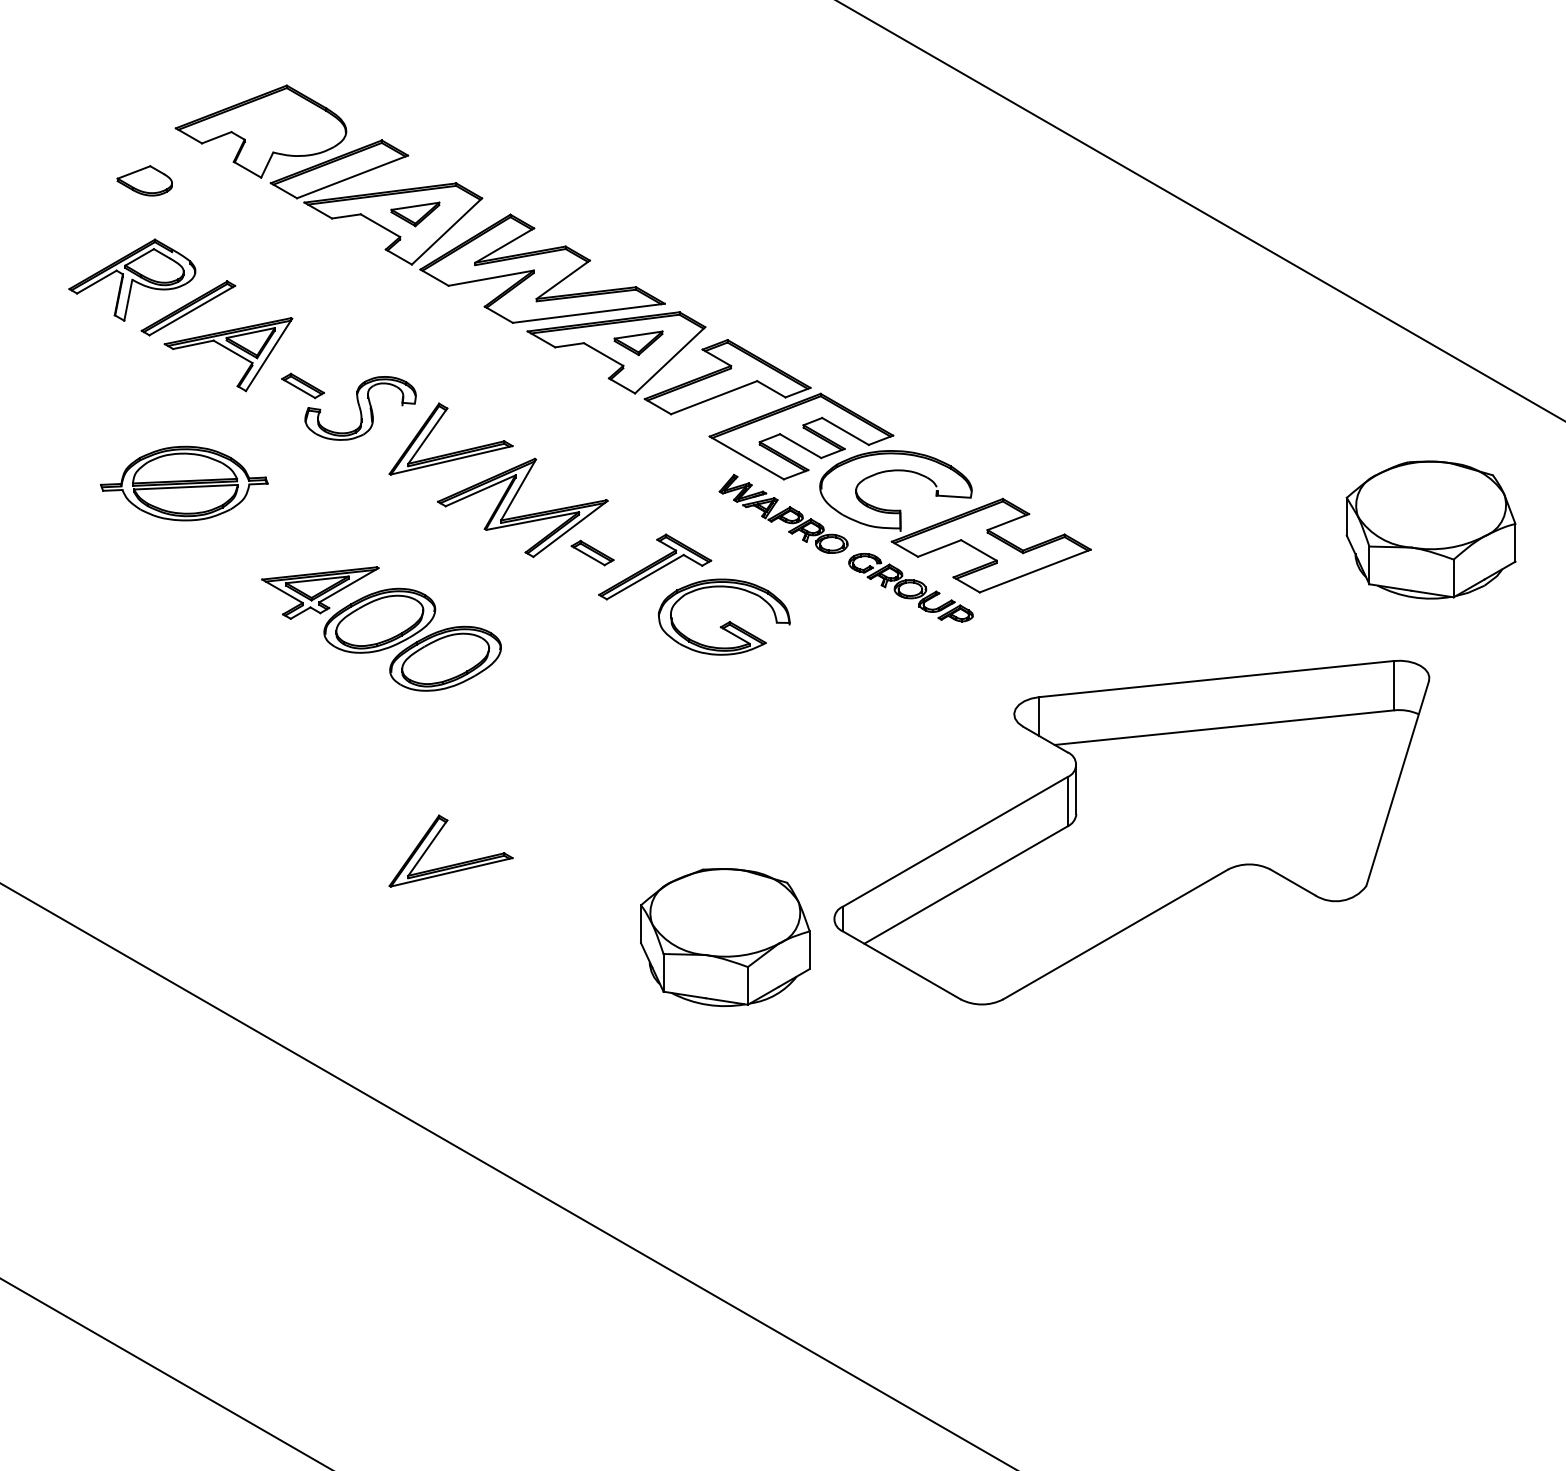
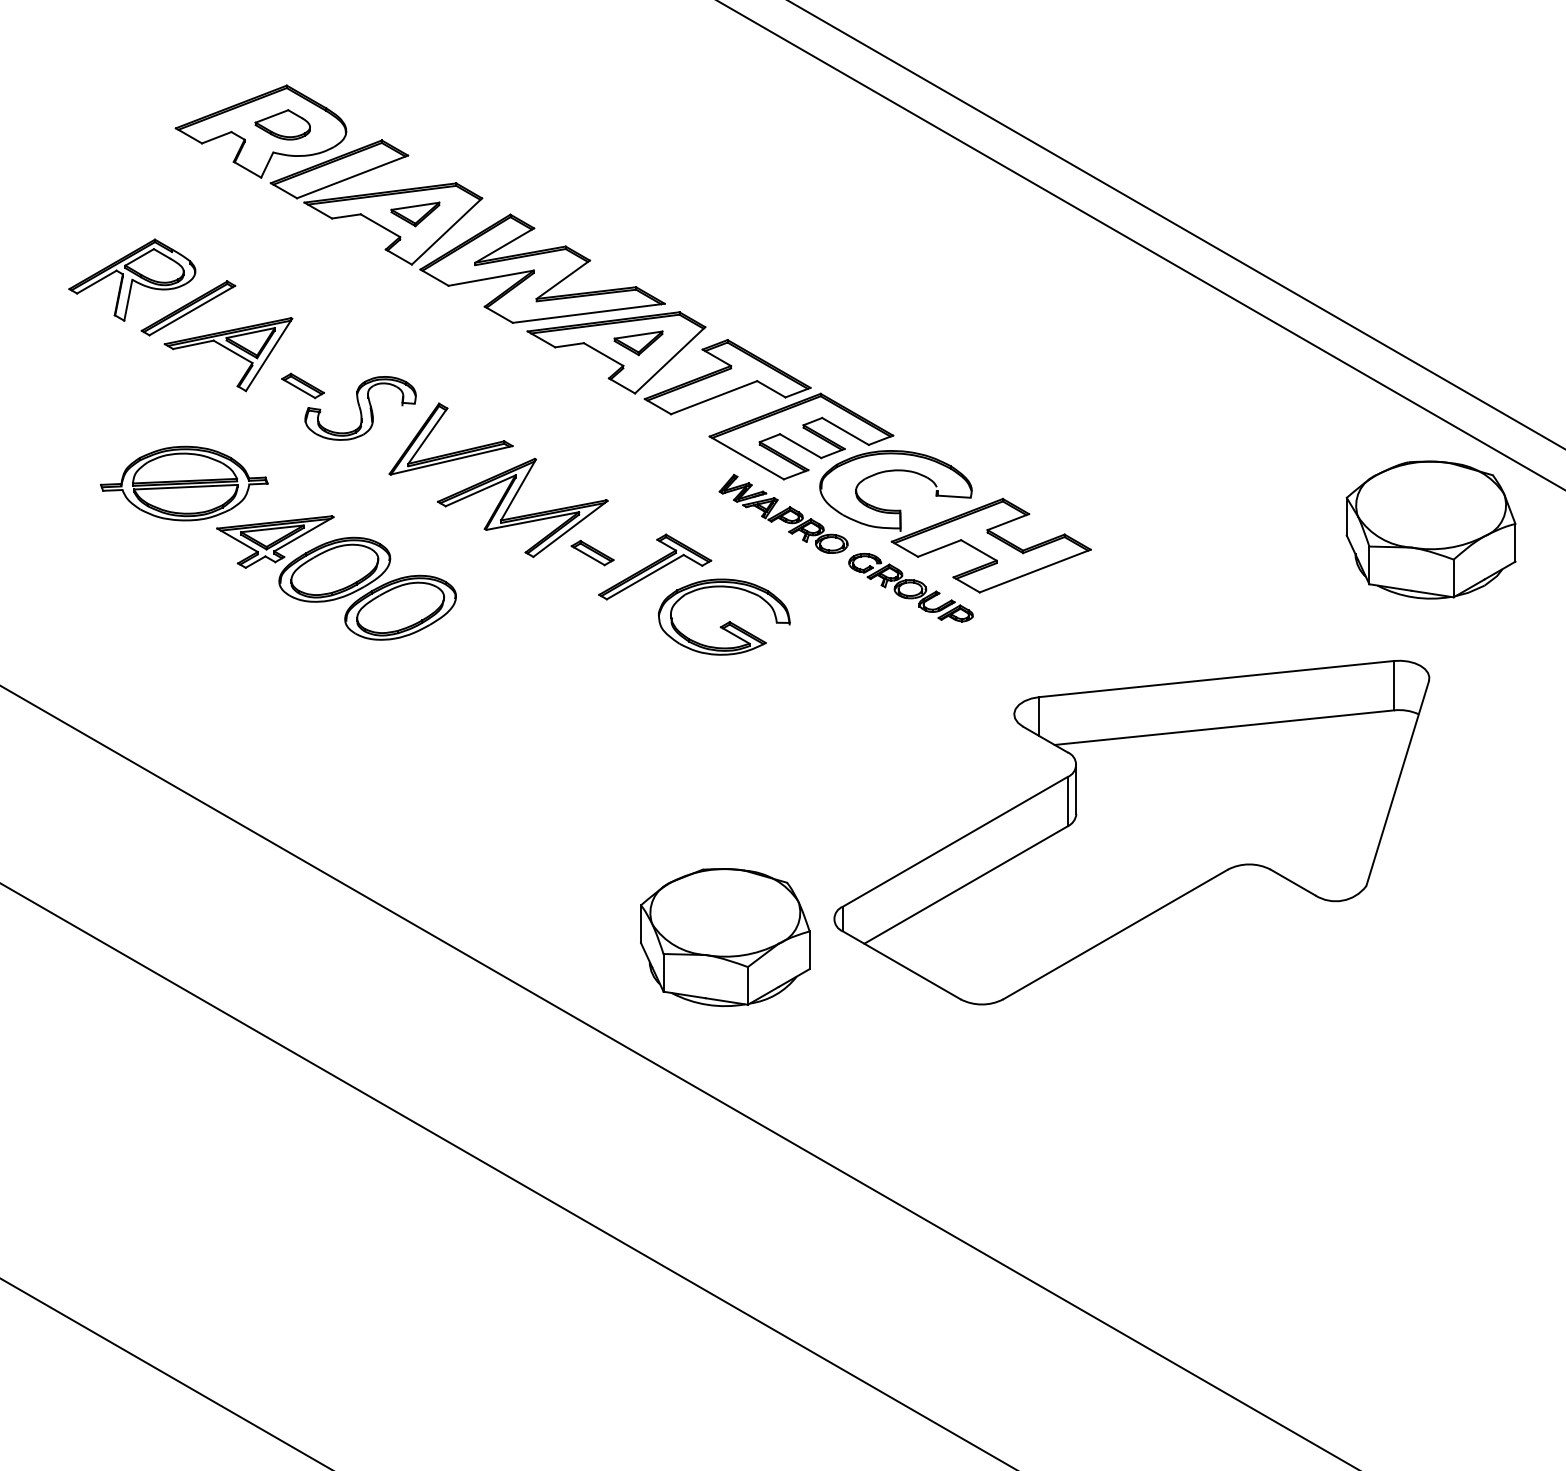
part position: (144, 180) -> (282, 124) (282, 124)
line position: (1200, 210) -> (1176, 224) (1176, 224)
line: none -> present (1140, 245)
part position: (381, 628) -> (336, 577) (336, 577)
part: present -> none (455, 863)
line: none -> present (678, 1077)
